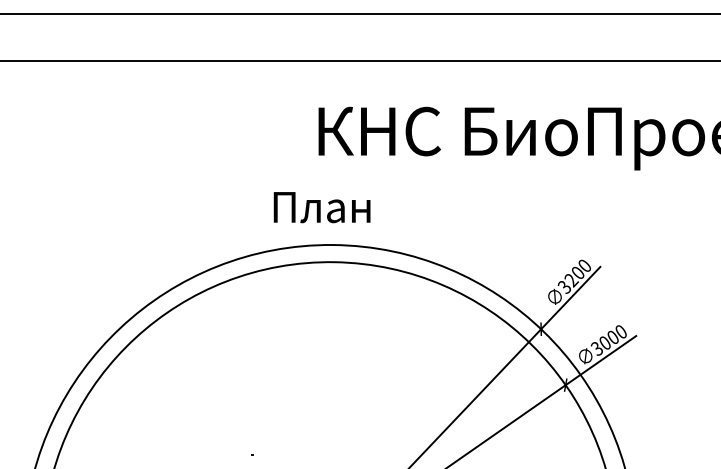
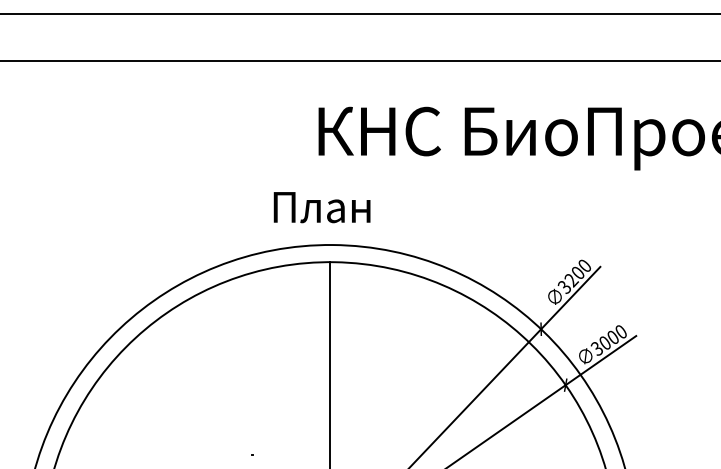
line: none -> present (330, 363)
